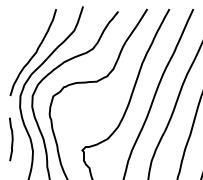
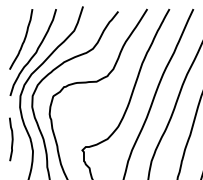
curve: none -> present (23, 39)
